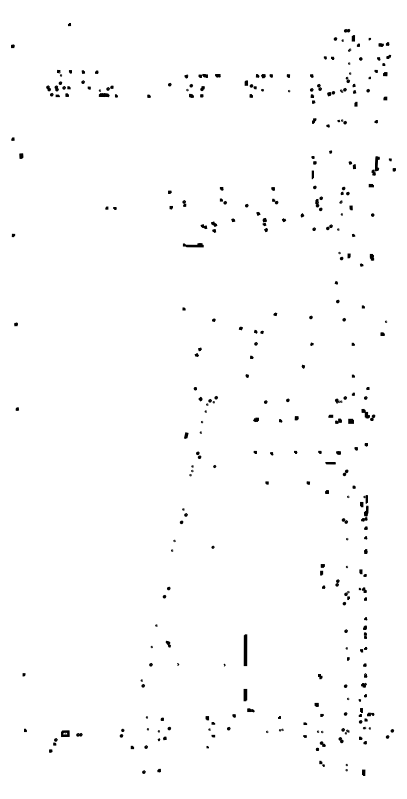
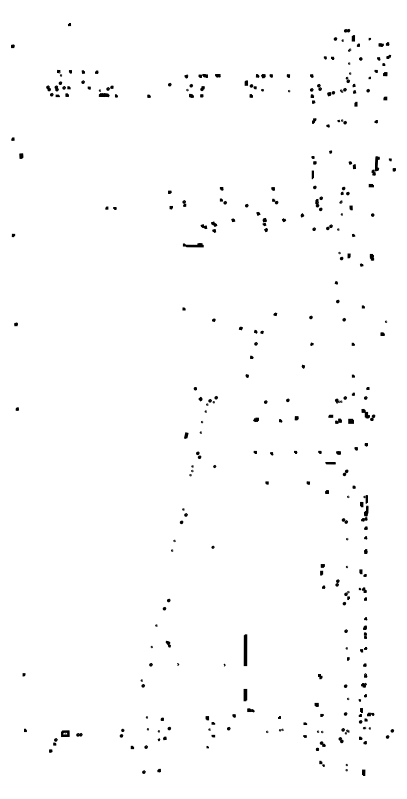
part: present -> none (197, 351)
part position: (166, 592) -> (166, 604) (166, 604)
